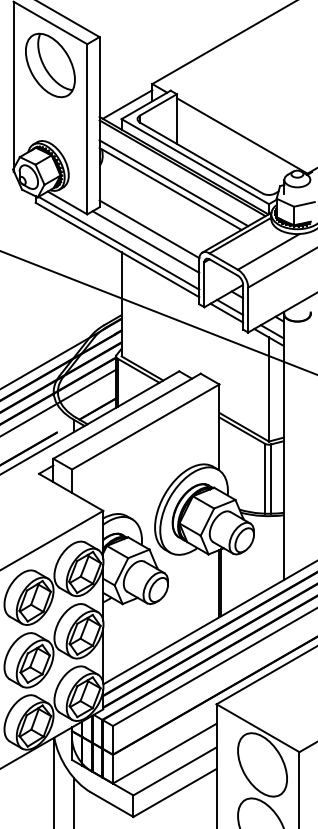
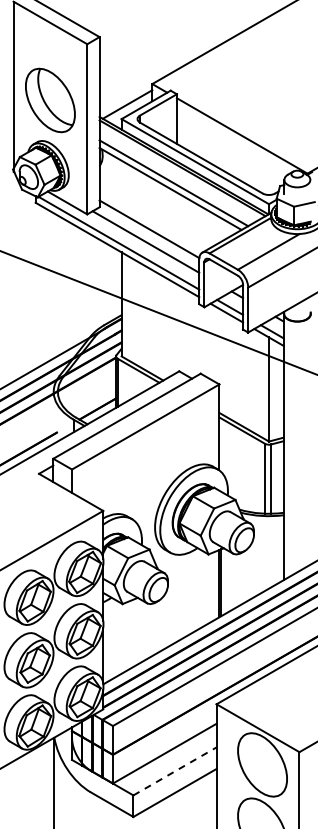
part position: (50, 65) -> (50, 100) (50, 100)
line: present -> none (59, 402)
line: solid -> dashed (175, 771)
line: present -> none (73, 801)
